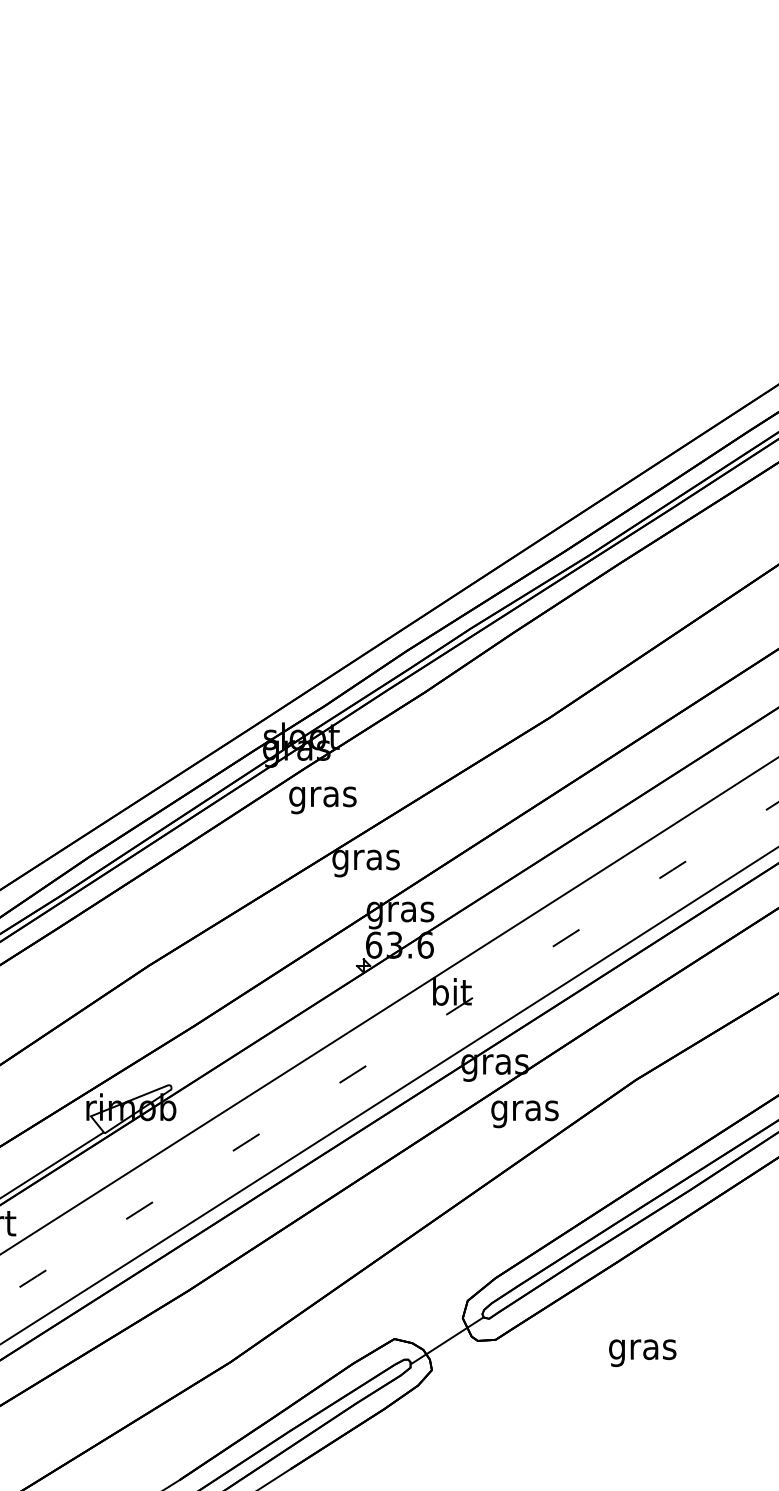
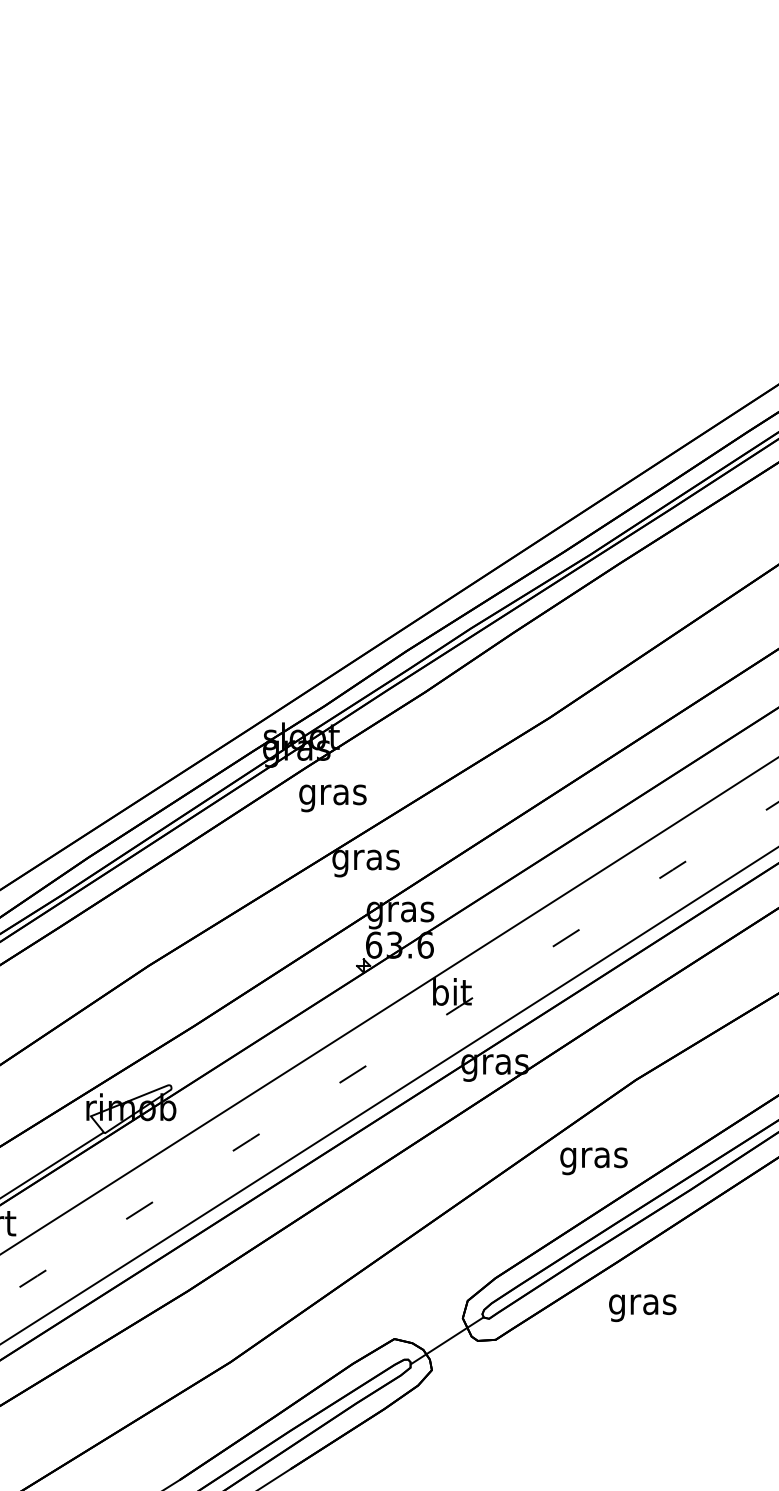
text position: (322, 800) -> (332, 798) (332, 798)
text position: (524, 1114) -> (593, 1161) (593, 1161)
text position: (642, 1353) -> (642, 1308) (642, 1308)
